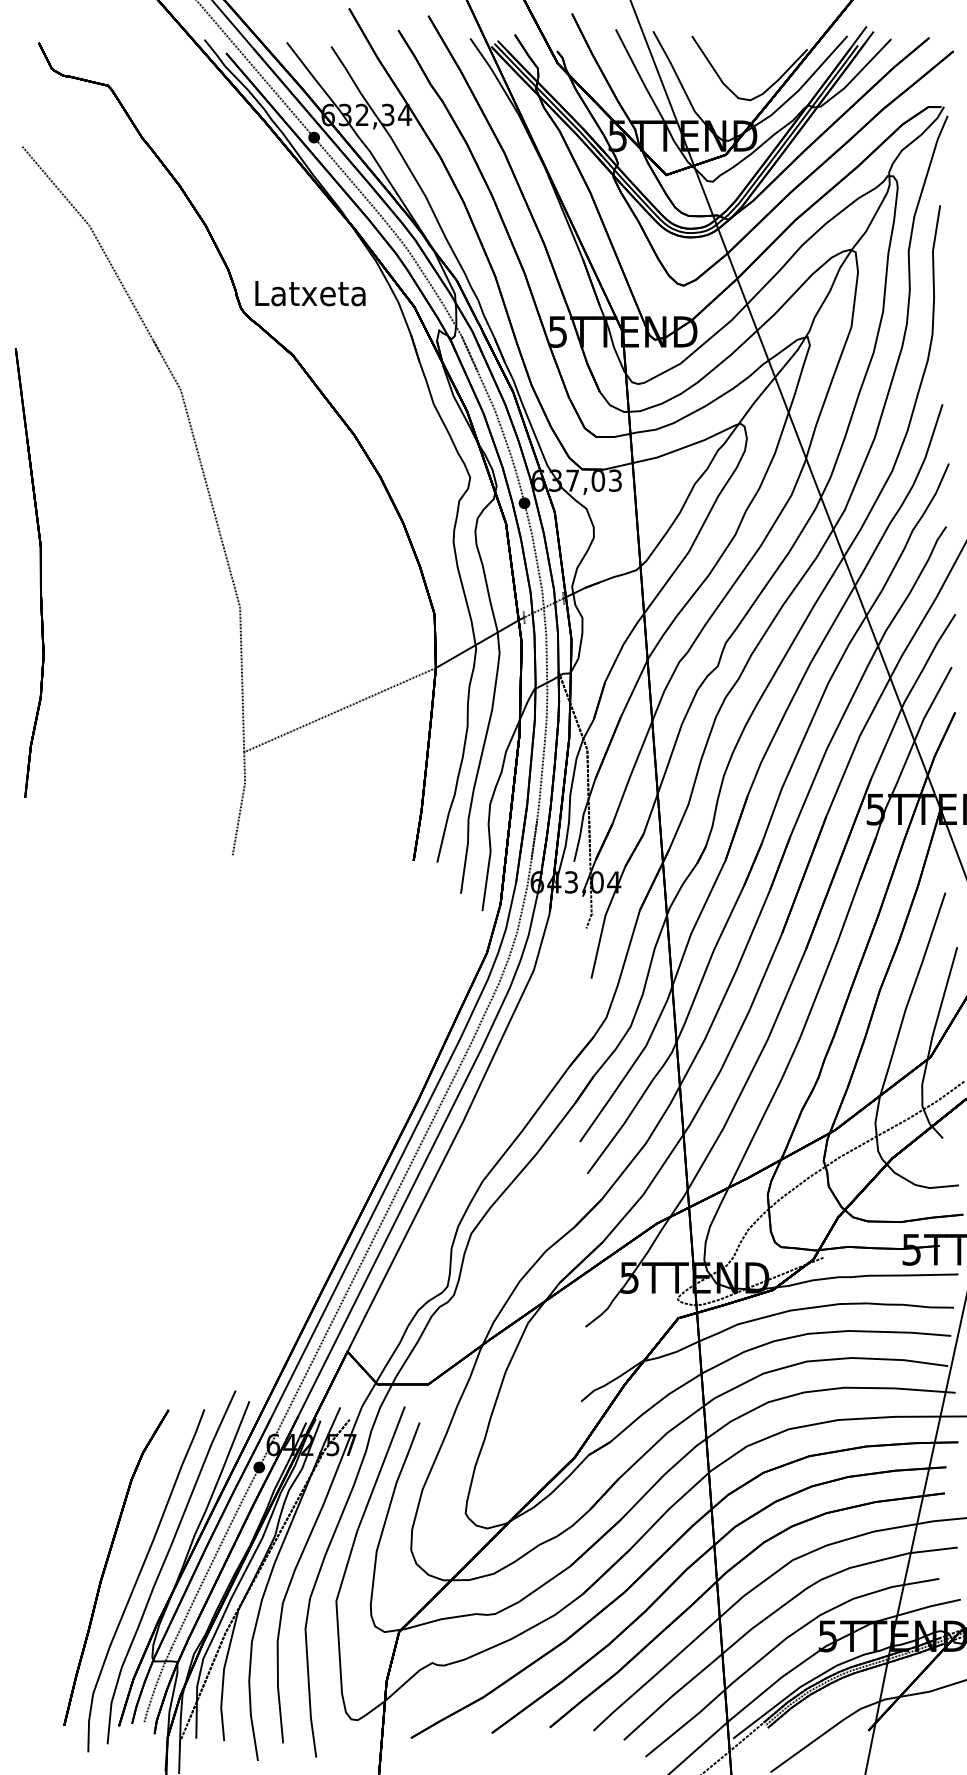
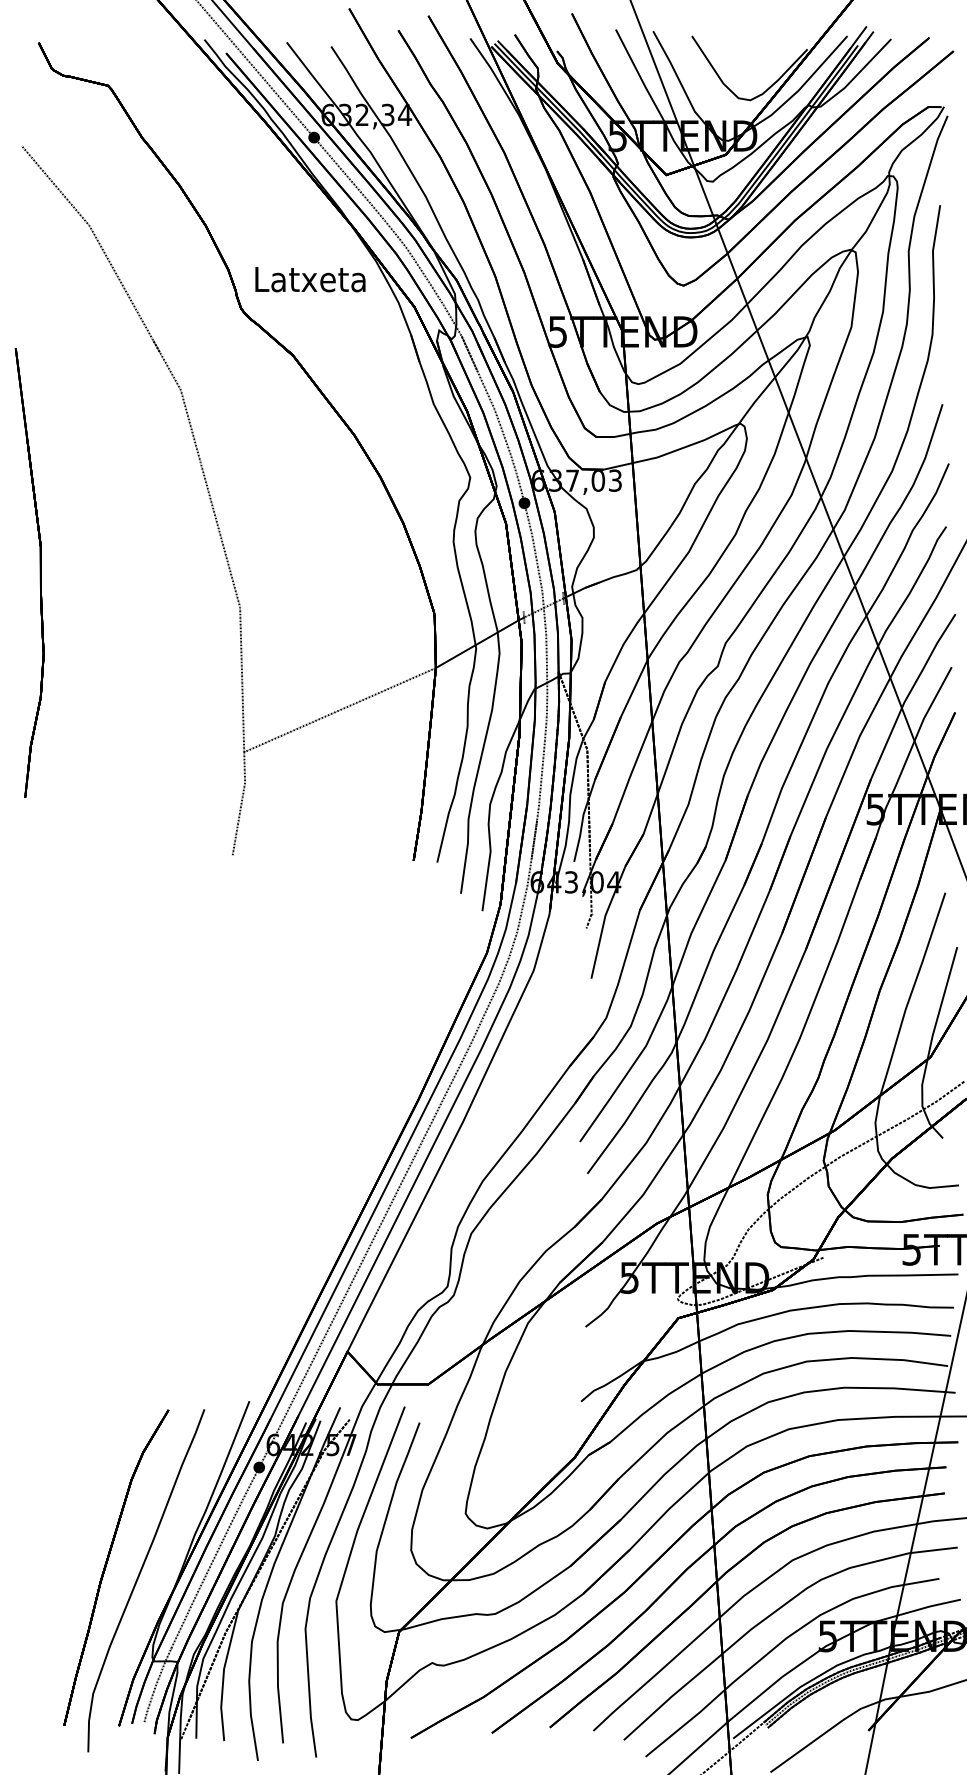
text position: (310, 293) -> (310, 279) (310, 279)
curve: present -> none (164, 1564)
